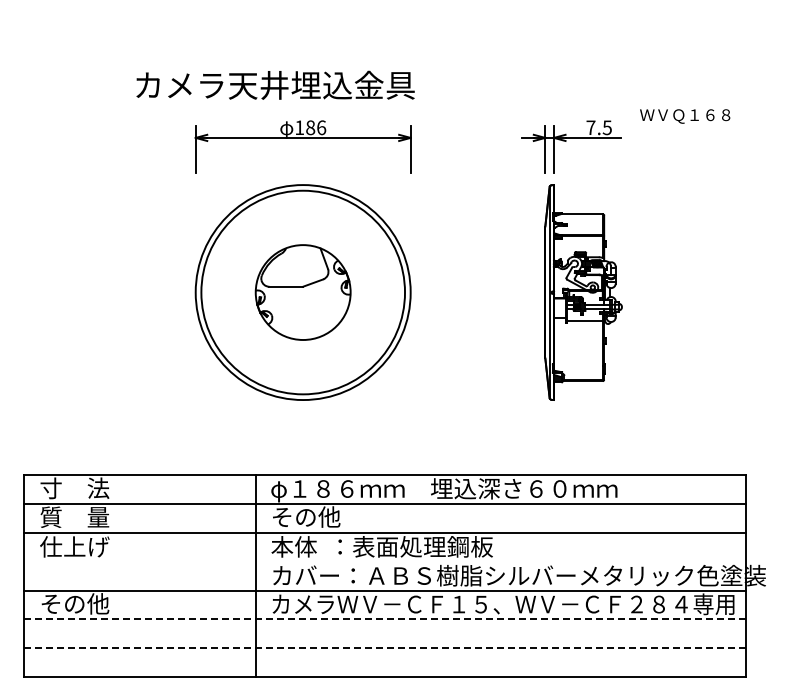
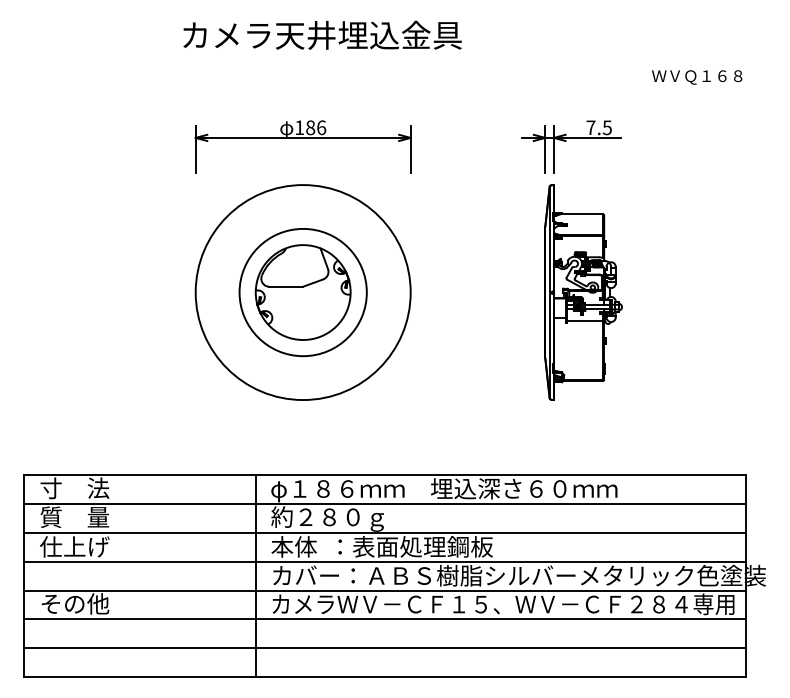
text position: (275, 84) -> (322, 34) (322, 34)
text position: (685, 116) -> (697, 77) (697, 77)
circle diameter: 204 px -> 127 px (302, 292)
text: その他 -> 約２８０ｇ (327, 518)
line: none -> present (384, 561)
line: dashed -> solid (384, 619)
line: dashed -> solid (384, 648)
